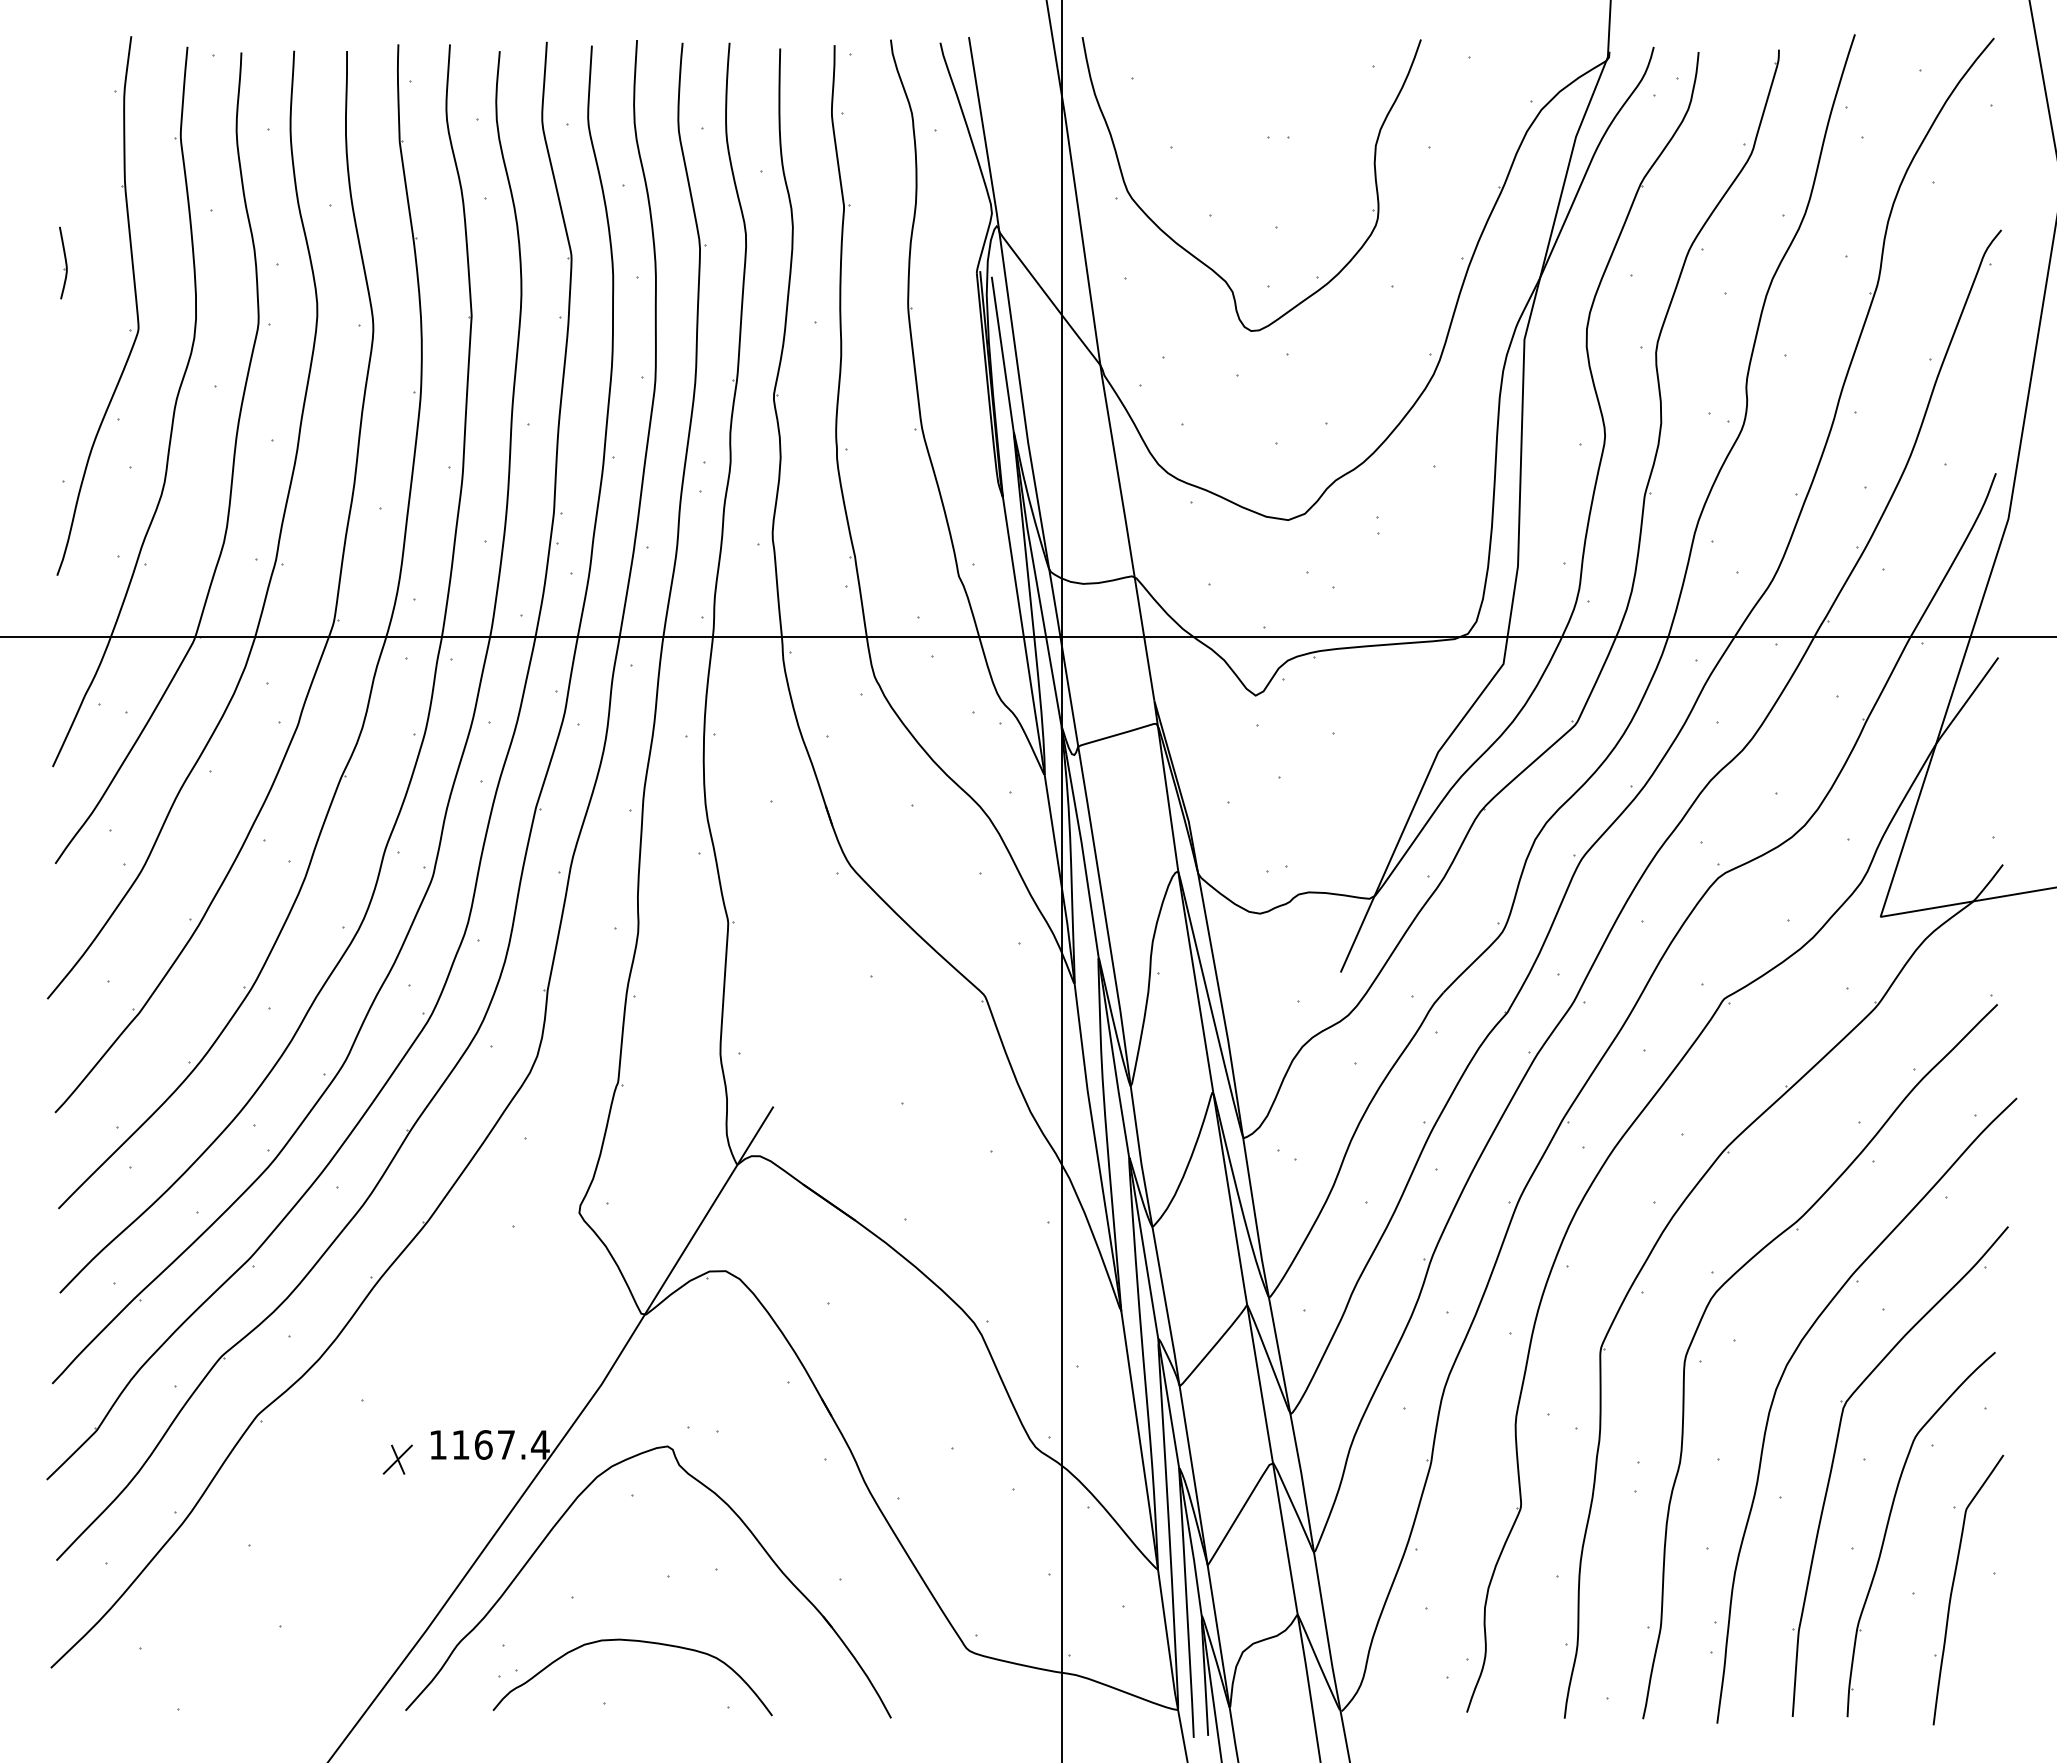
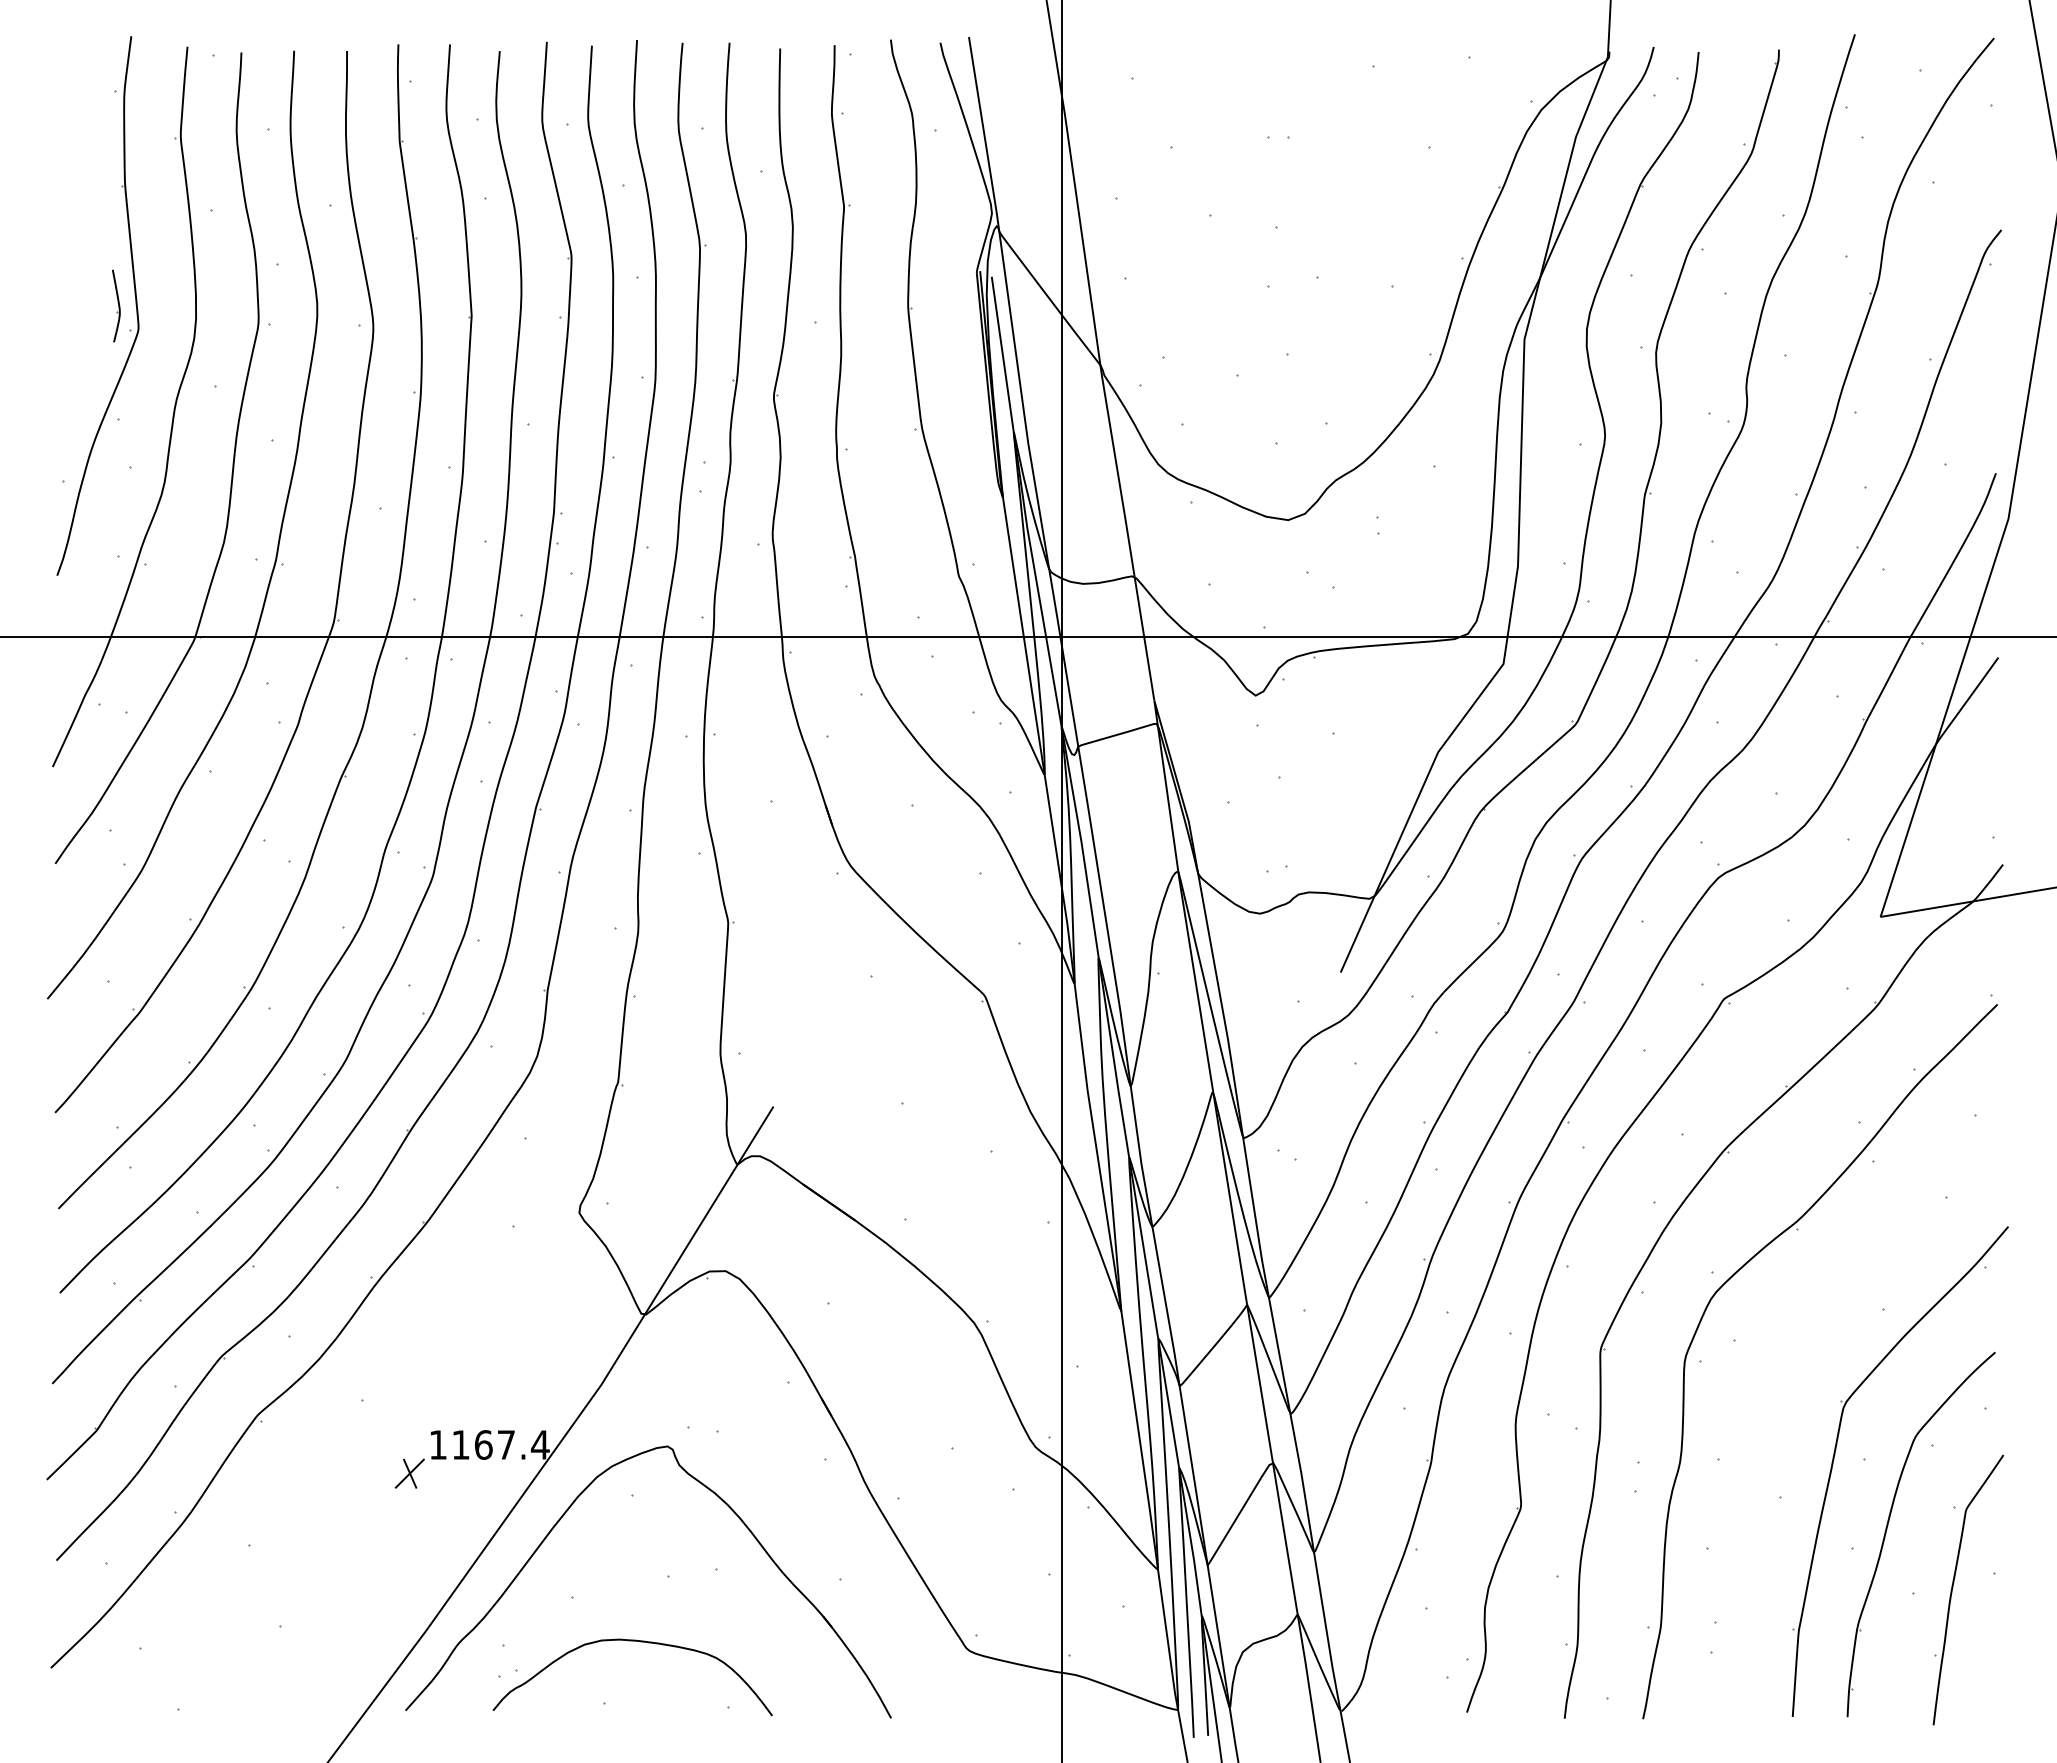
part: present -> none (1197, 257)
part position: (63, 262) -> (116, 305) (116, 305)
part: present -> none (1784, 1373)
part position: (397, 1459) -> (409, 1473) (409, 1473)
